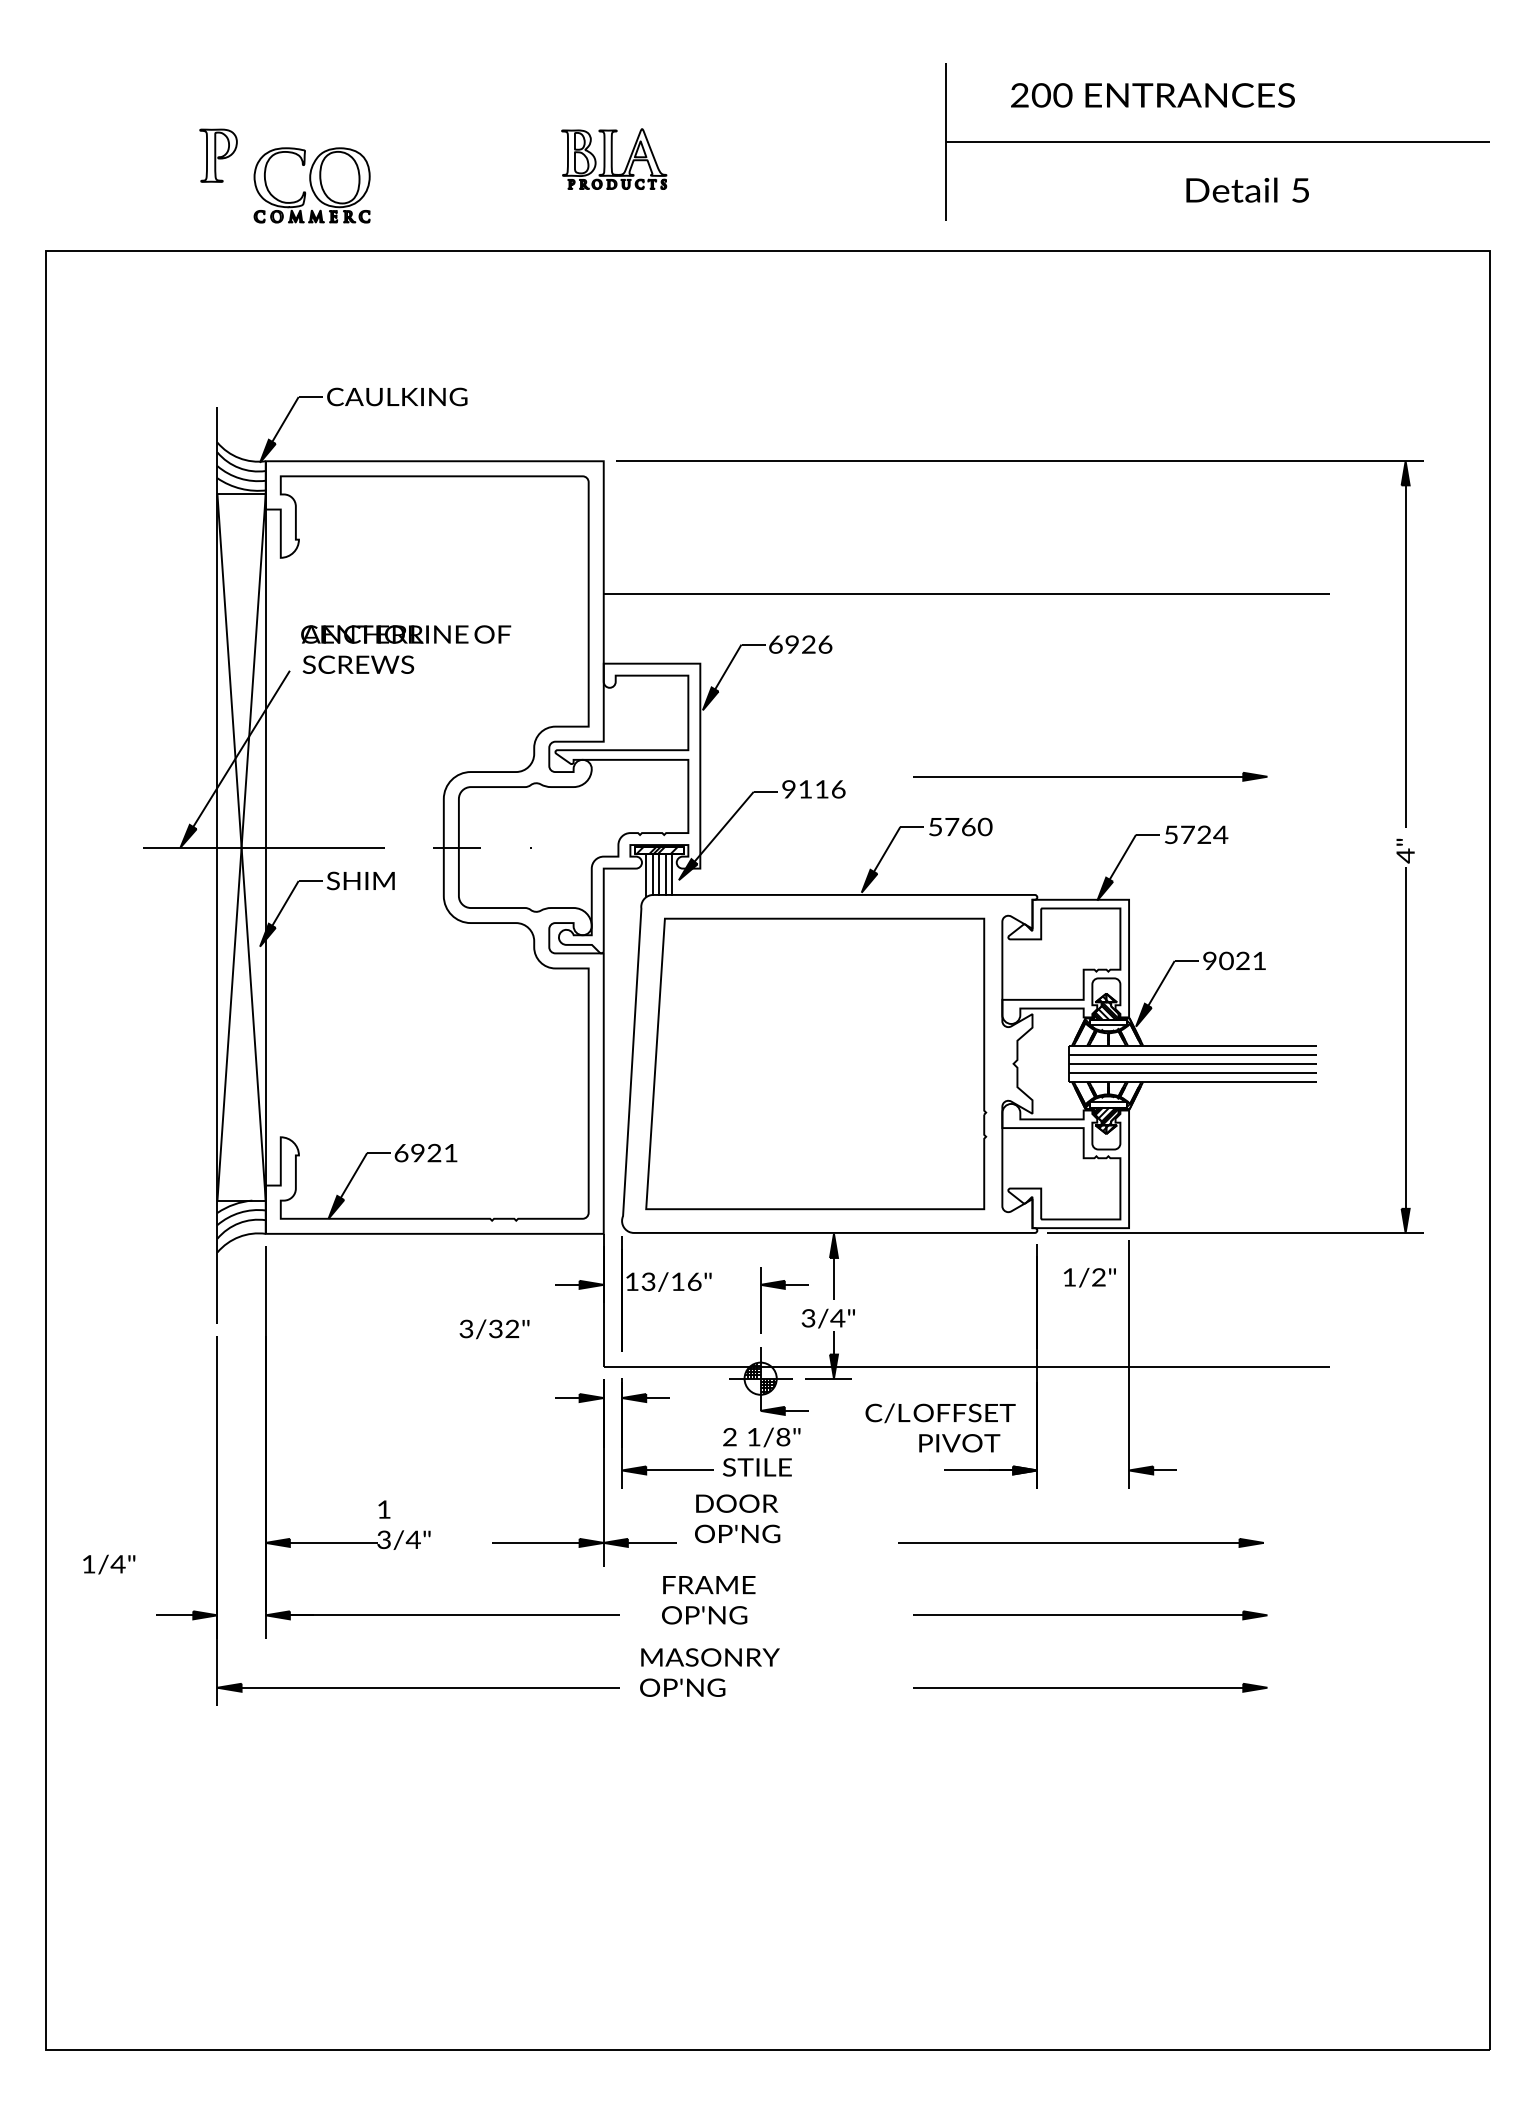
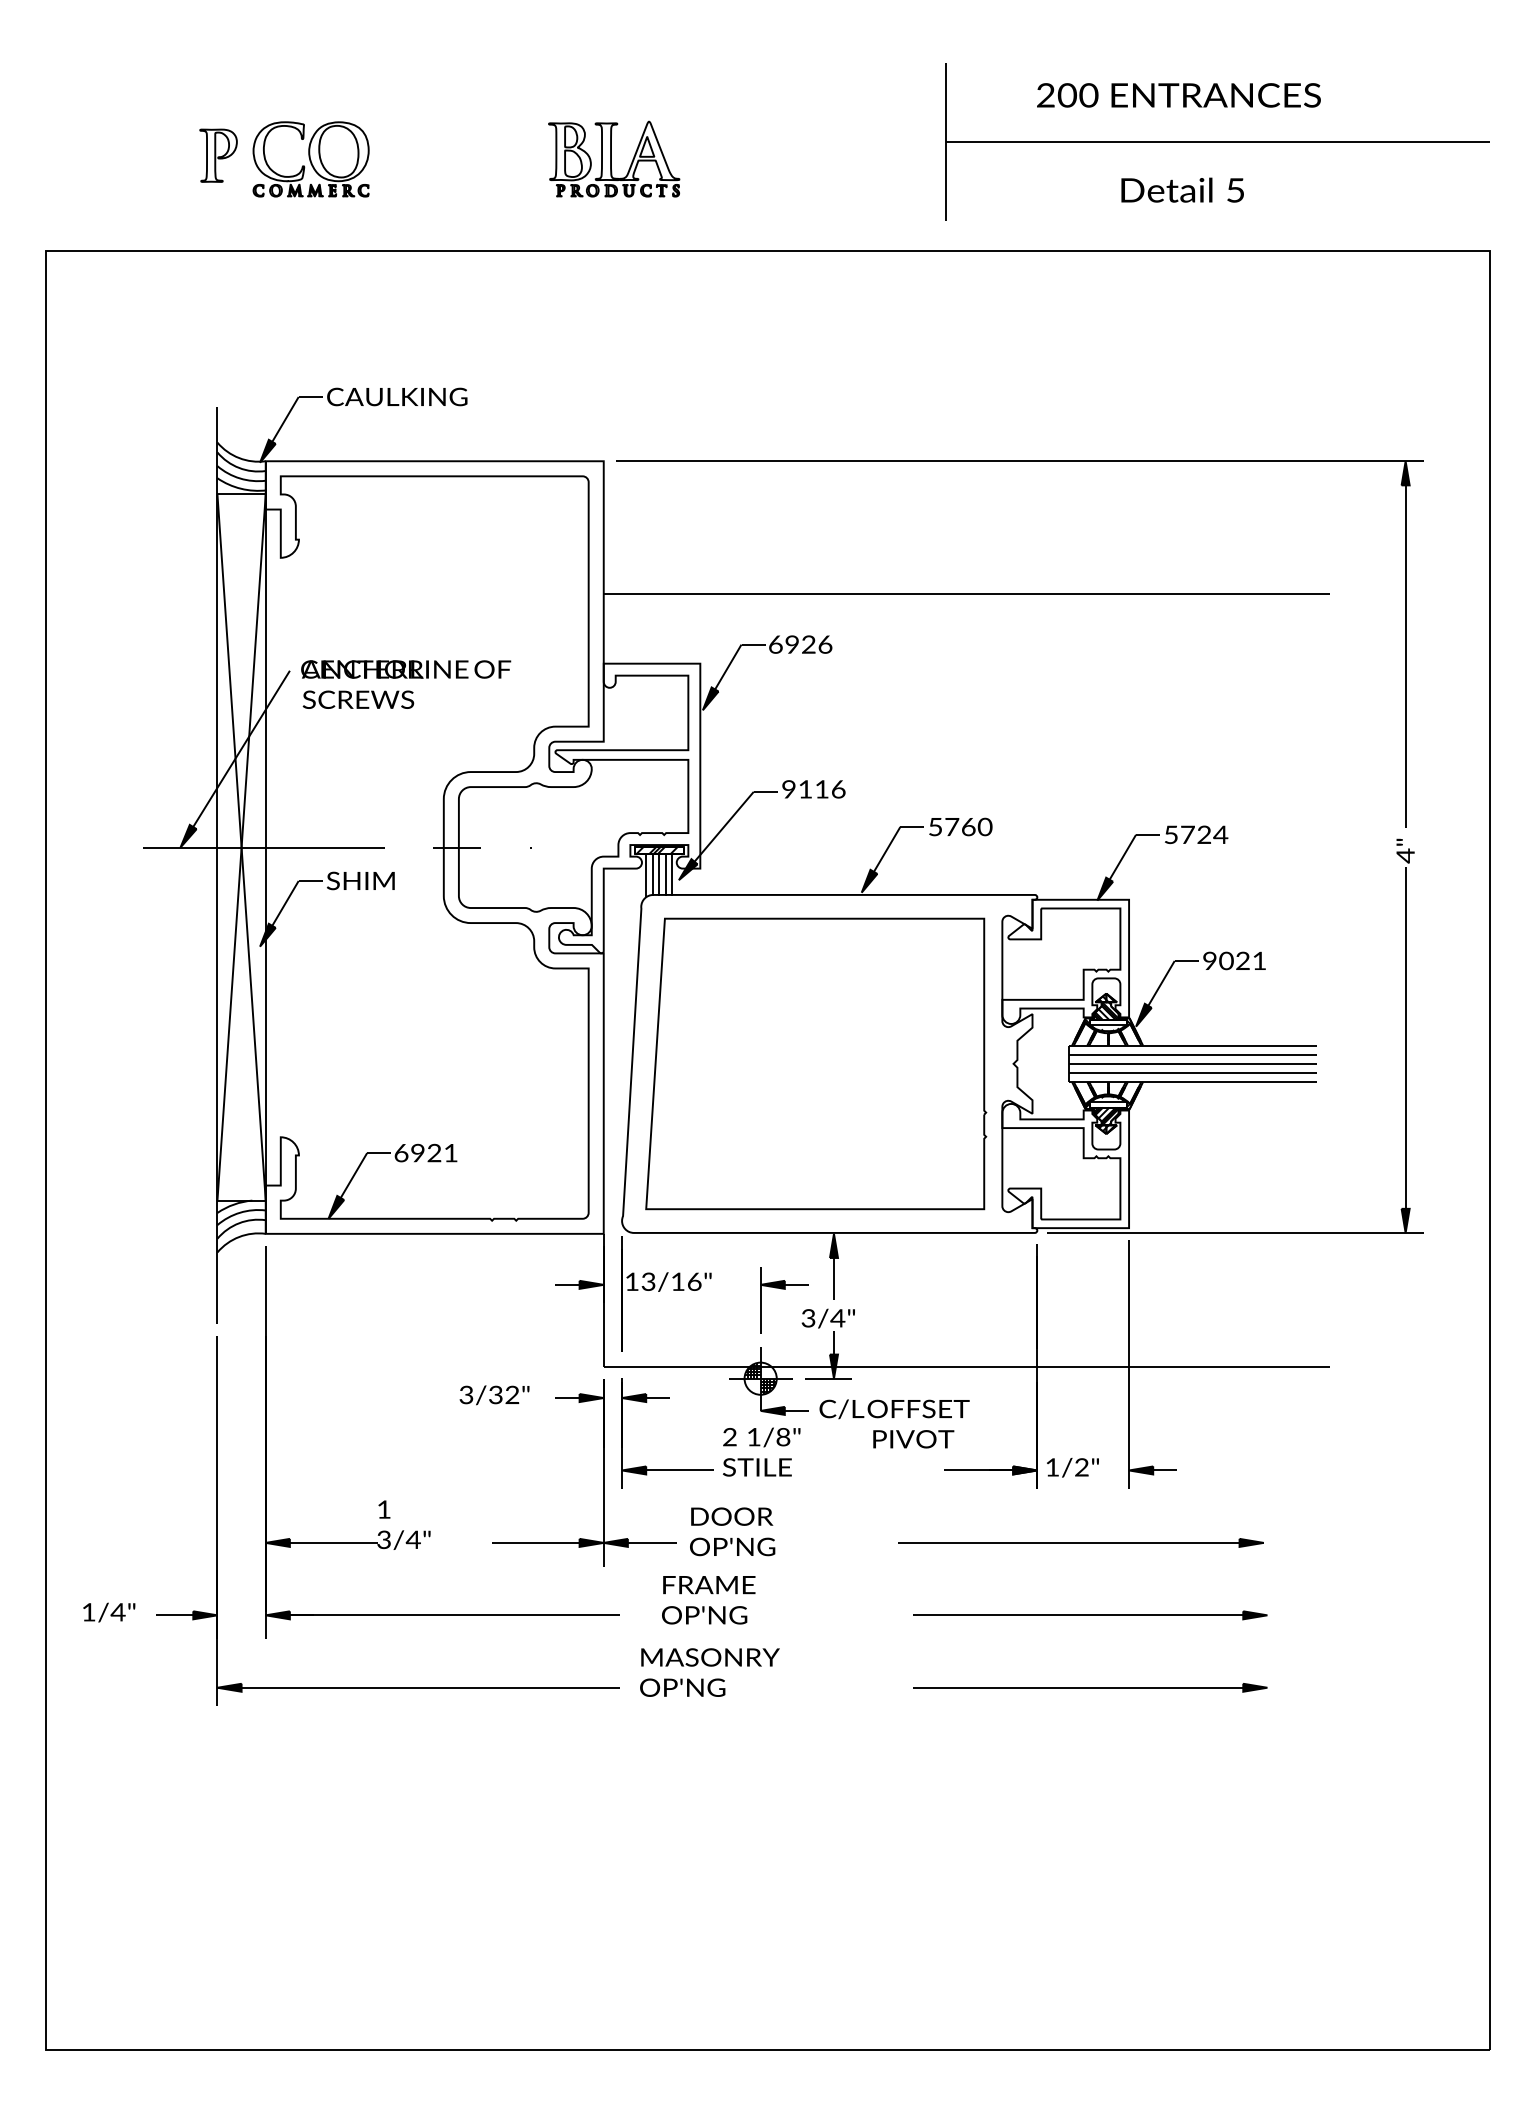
text position: (1152, 95) -> (1178, 95) (1178, 95)
part size: 107x62 px -> 133x78 px (614, 158)
part position: (311, 185) -> (310, 159) (310, 159)
text position: (1247, 189) -> (1182, 189) (1182, 189)
text position: (406, 649) -> (406, 684) (406, 684)
part: present -> none (1090, 776)
text position: (1089, 1277) -> (1072, 1467) (1072, 1467)
text position: (494, 1329) -> (494, 1395) (494, 1395)
text position: (940, 1427) -> (894, 1423) (894, 1423)
text position: (737, 1518) -> (732, 1531) (732, 1531)
text position: (109, 1564) -> (109, 1612) (109, 1612)
